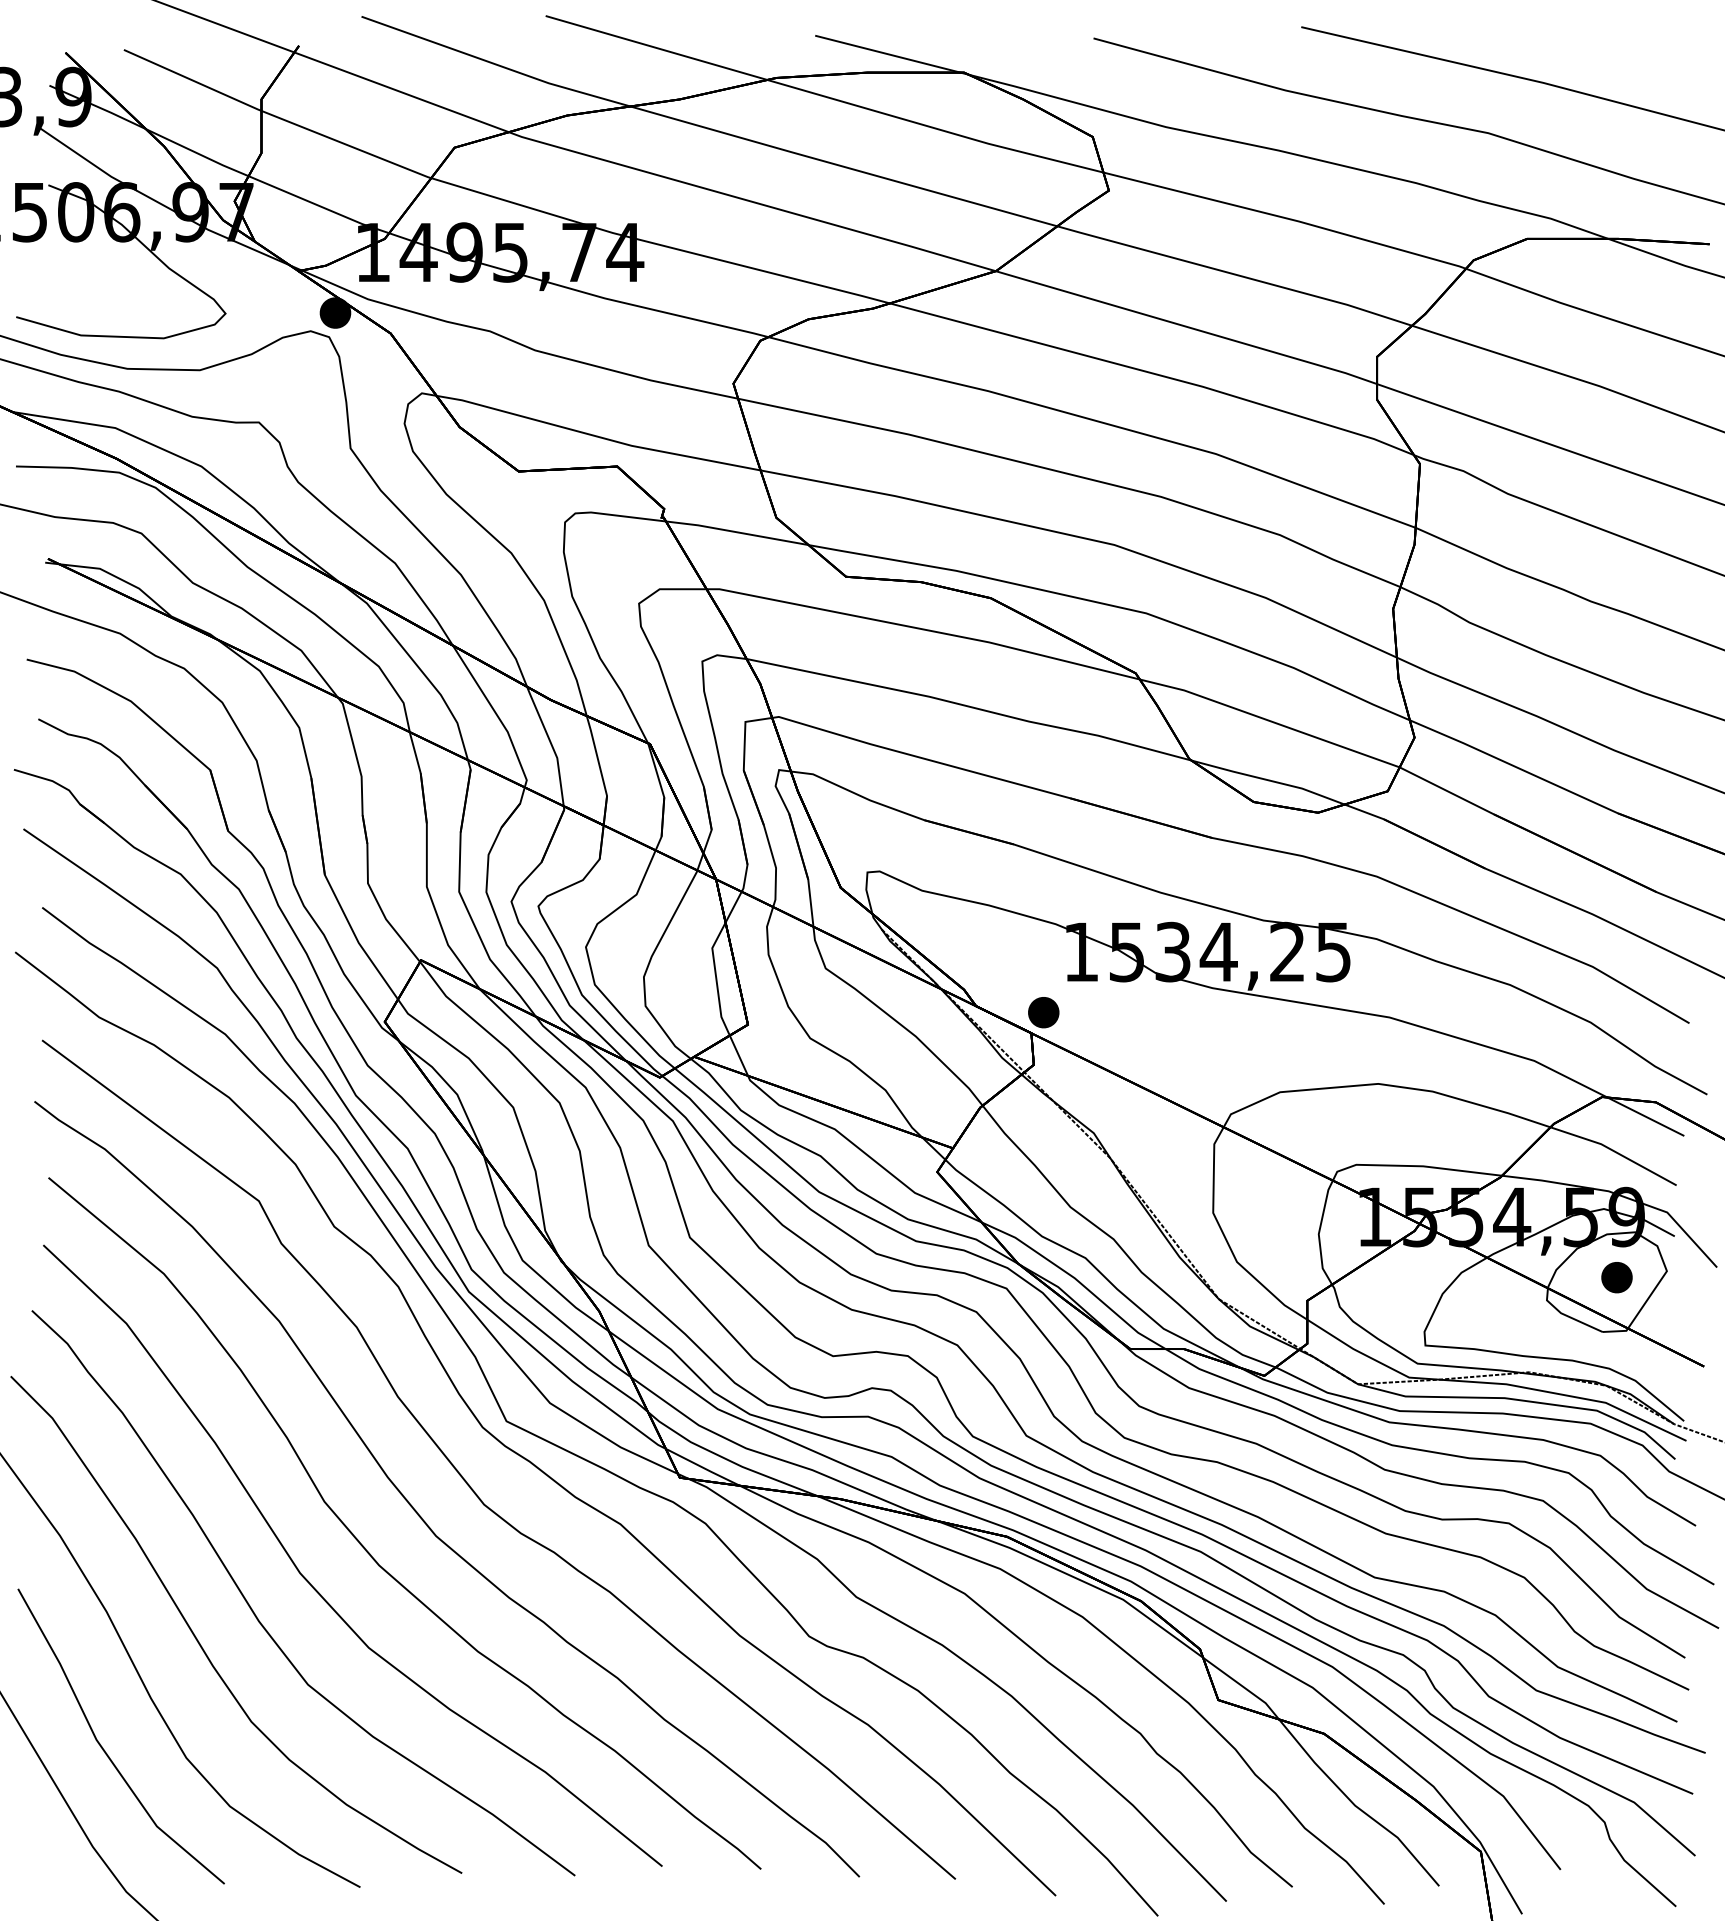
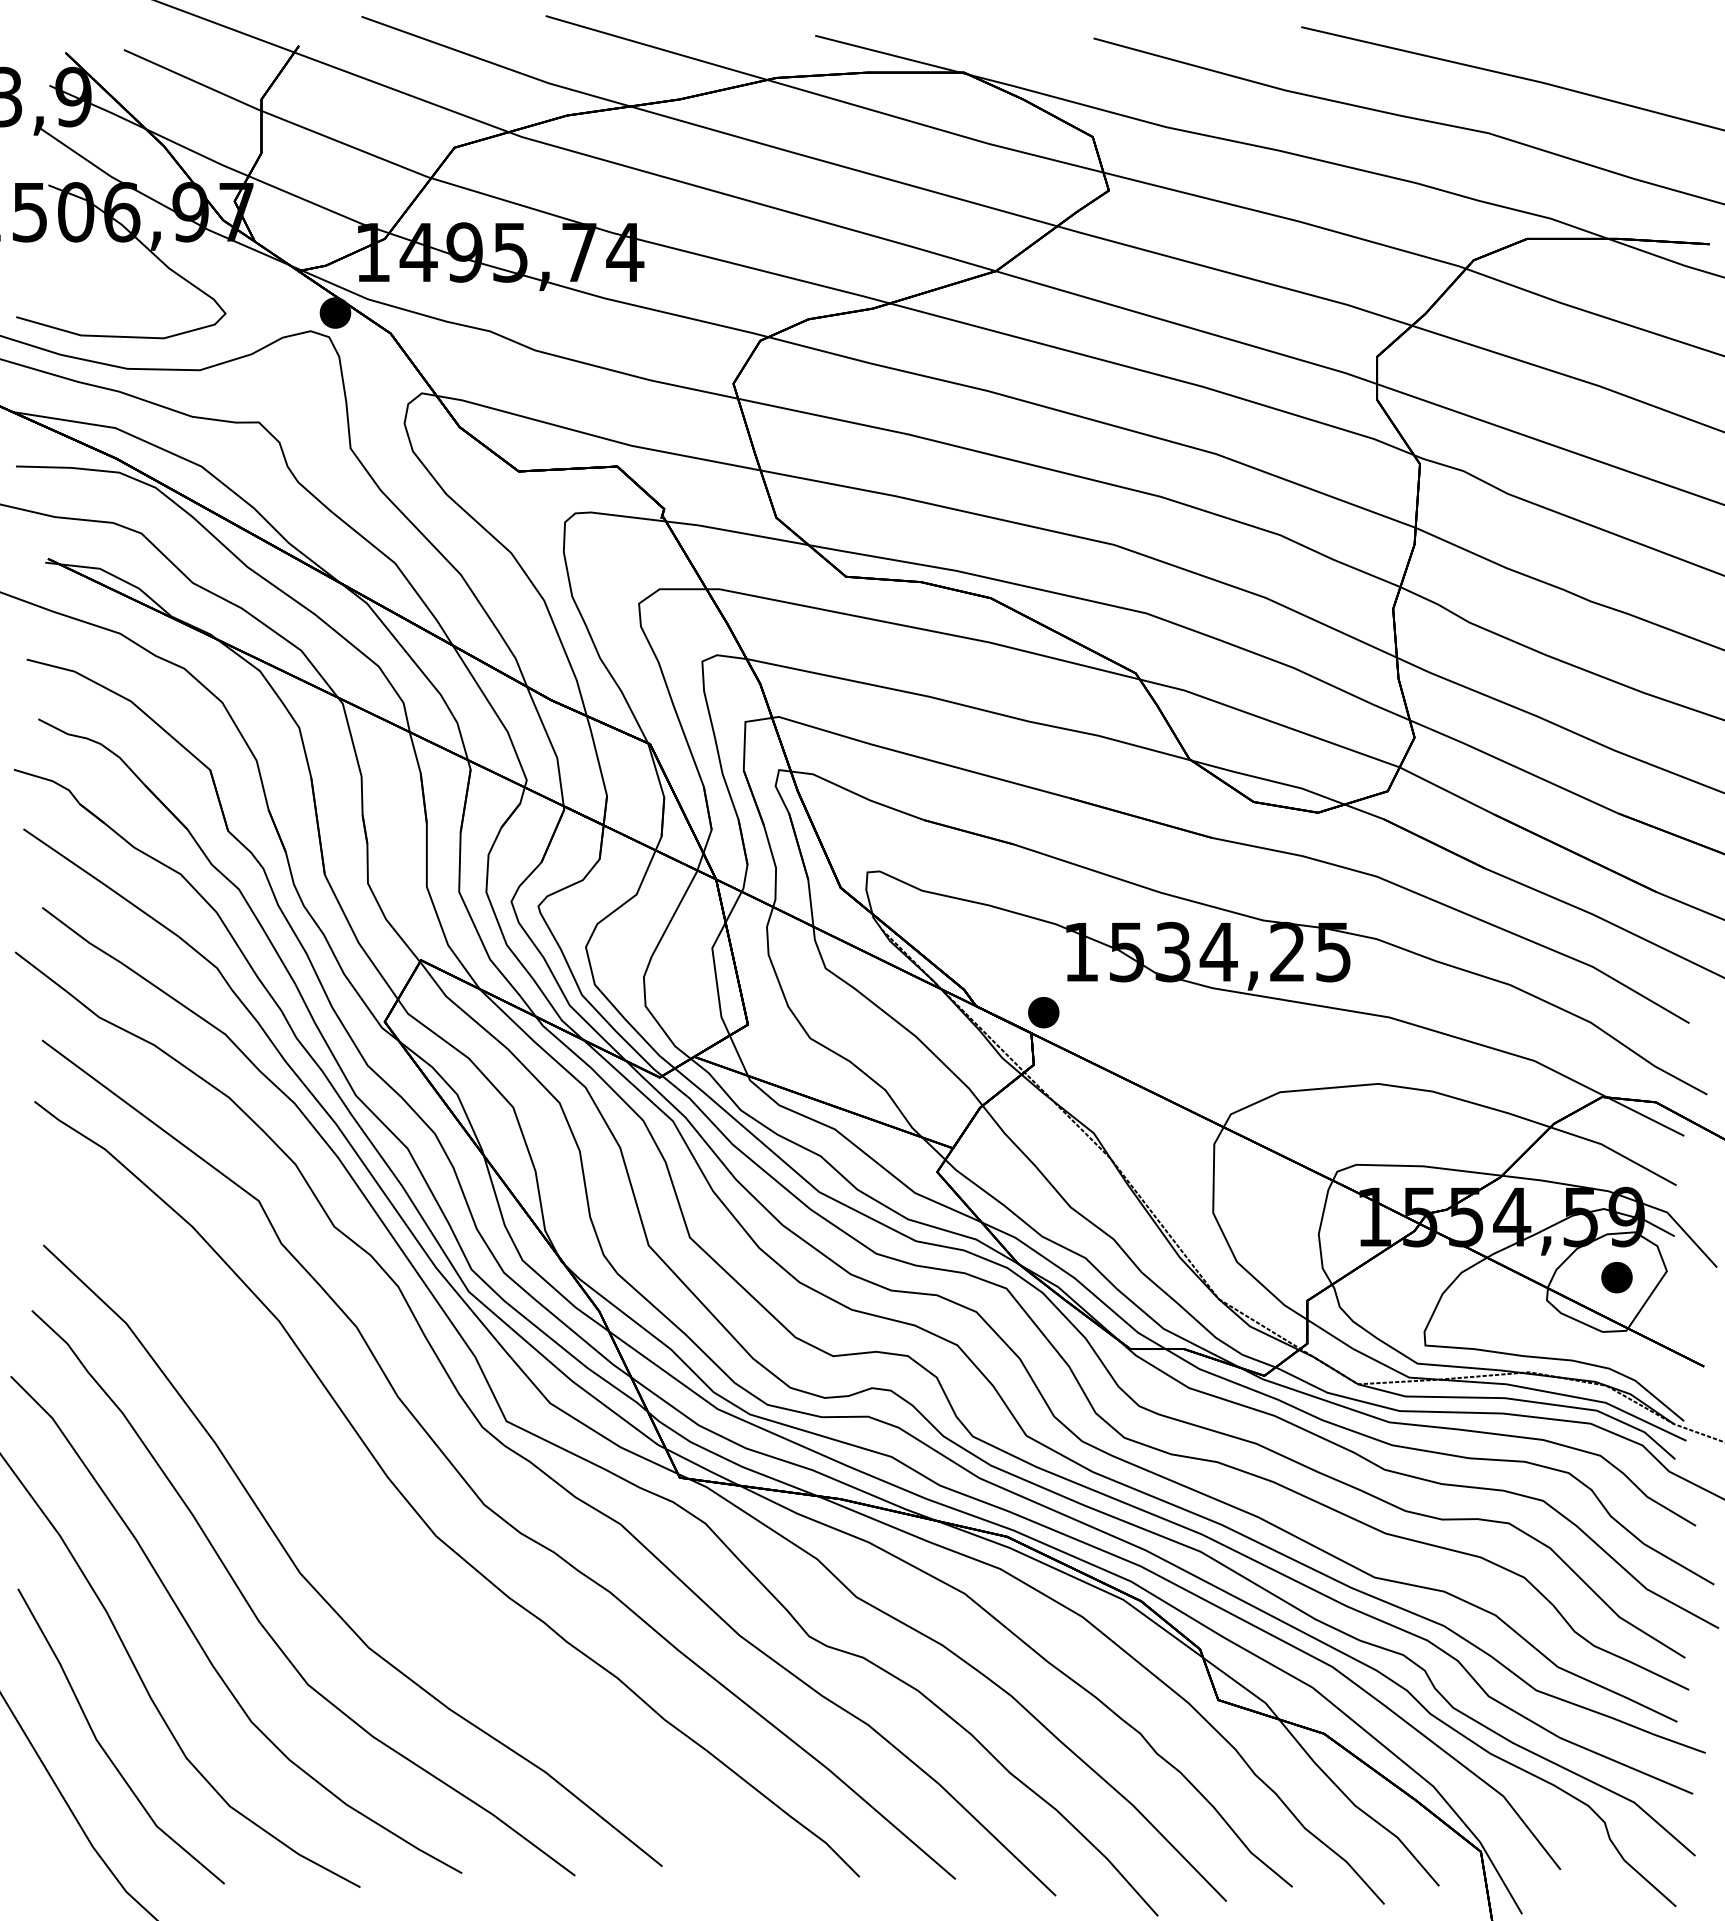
part: present -> none (371, 1554)
